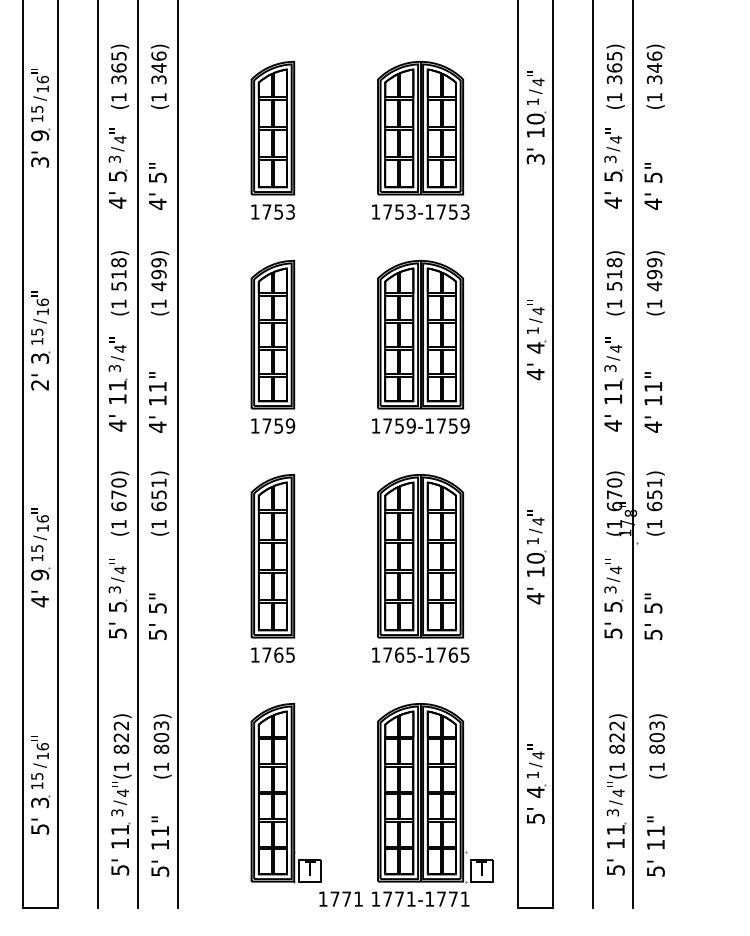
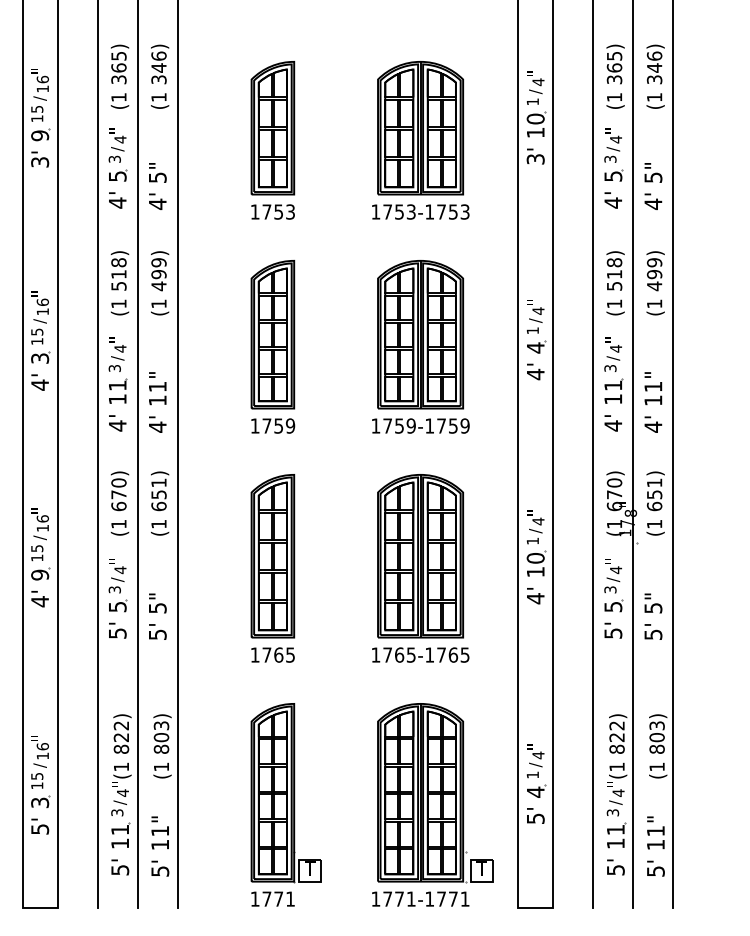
text: 2' -> 4' (39, 384)
line: none -> present (673, 454)
text position: (340, 898) -> (272, 898) (272, 898)
